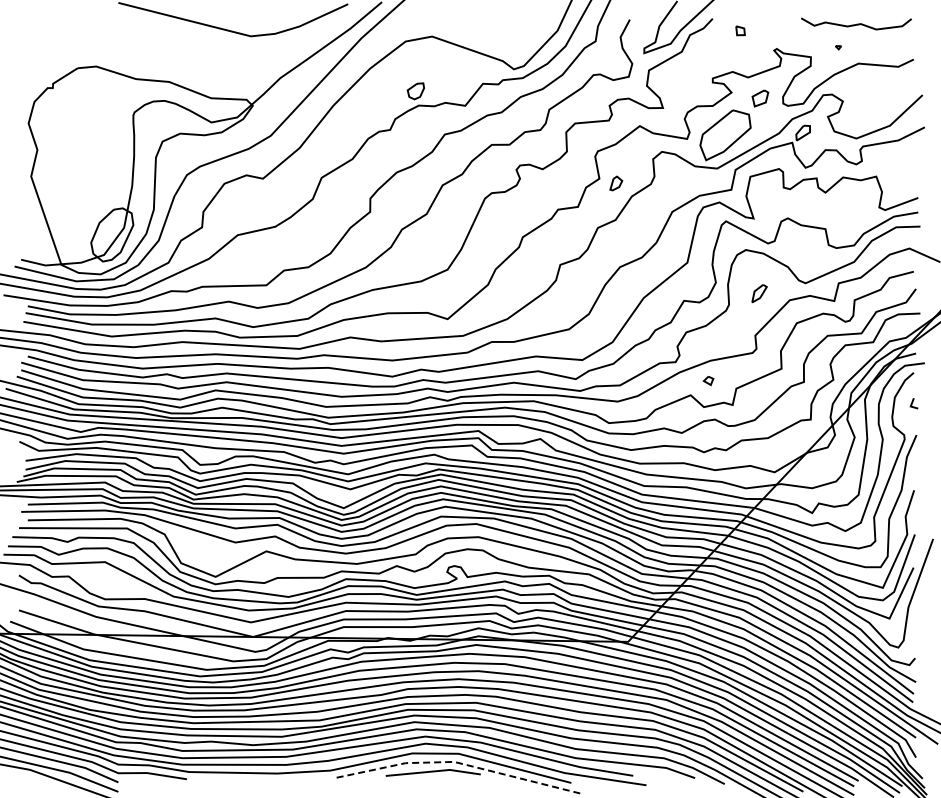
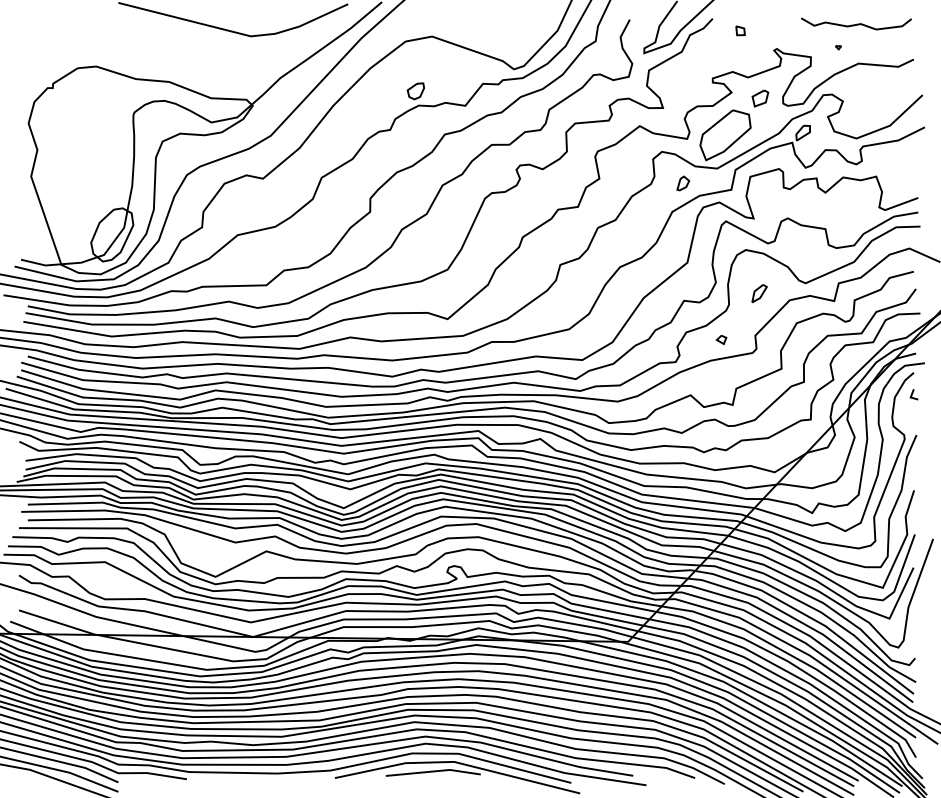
part position: (616, 183) -> (683, 183) (683, 183)
part position: (708, 381) -> (721, 340) (721, 340)
line position: (913, 402) -> (913, 393) (913, 393)
line: dashed -> solid (457, 762)
